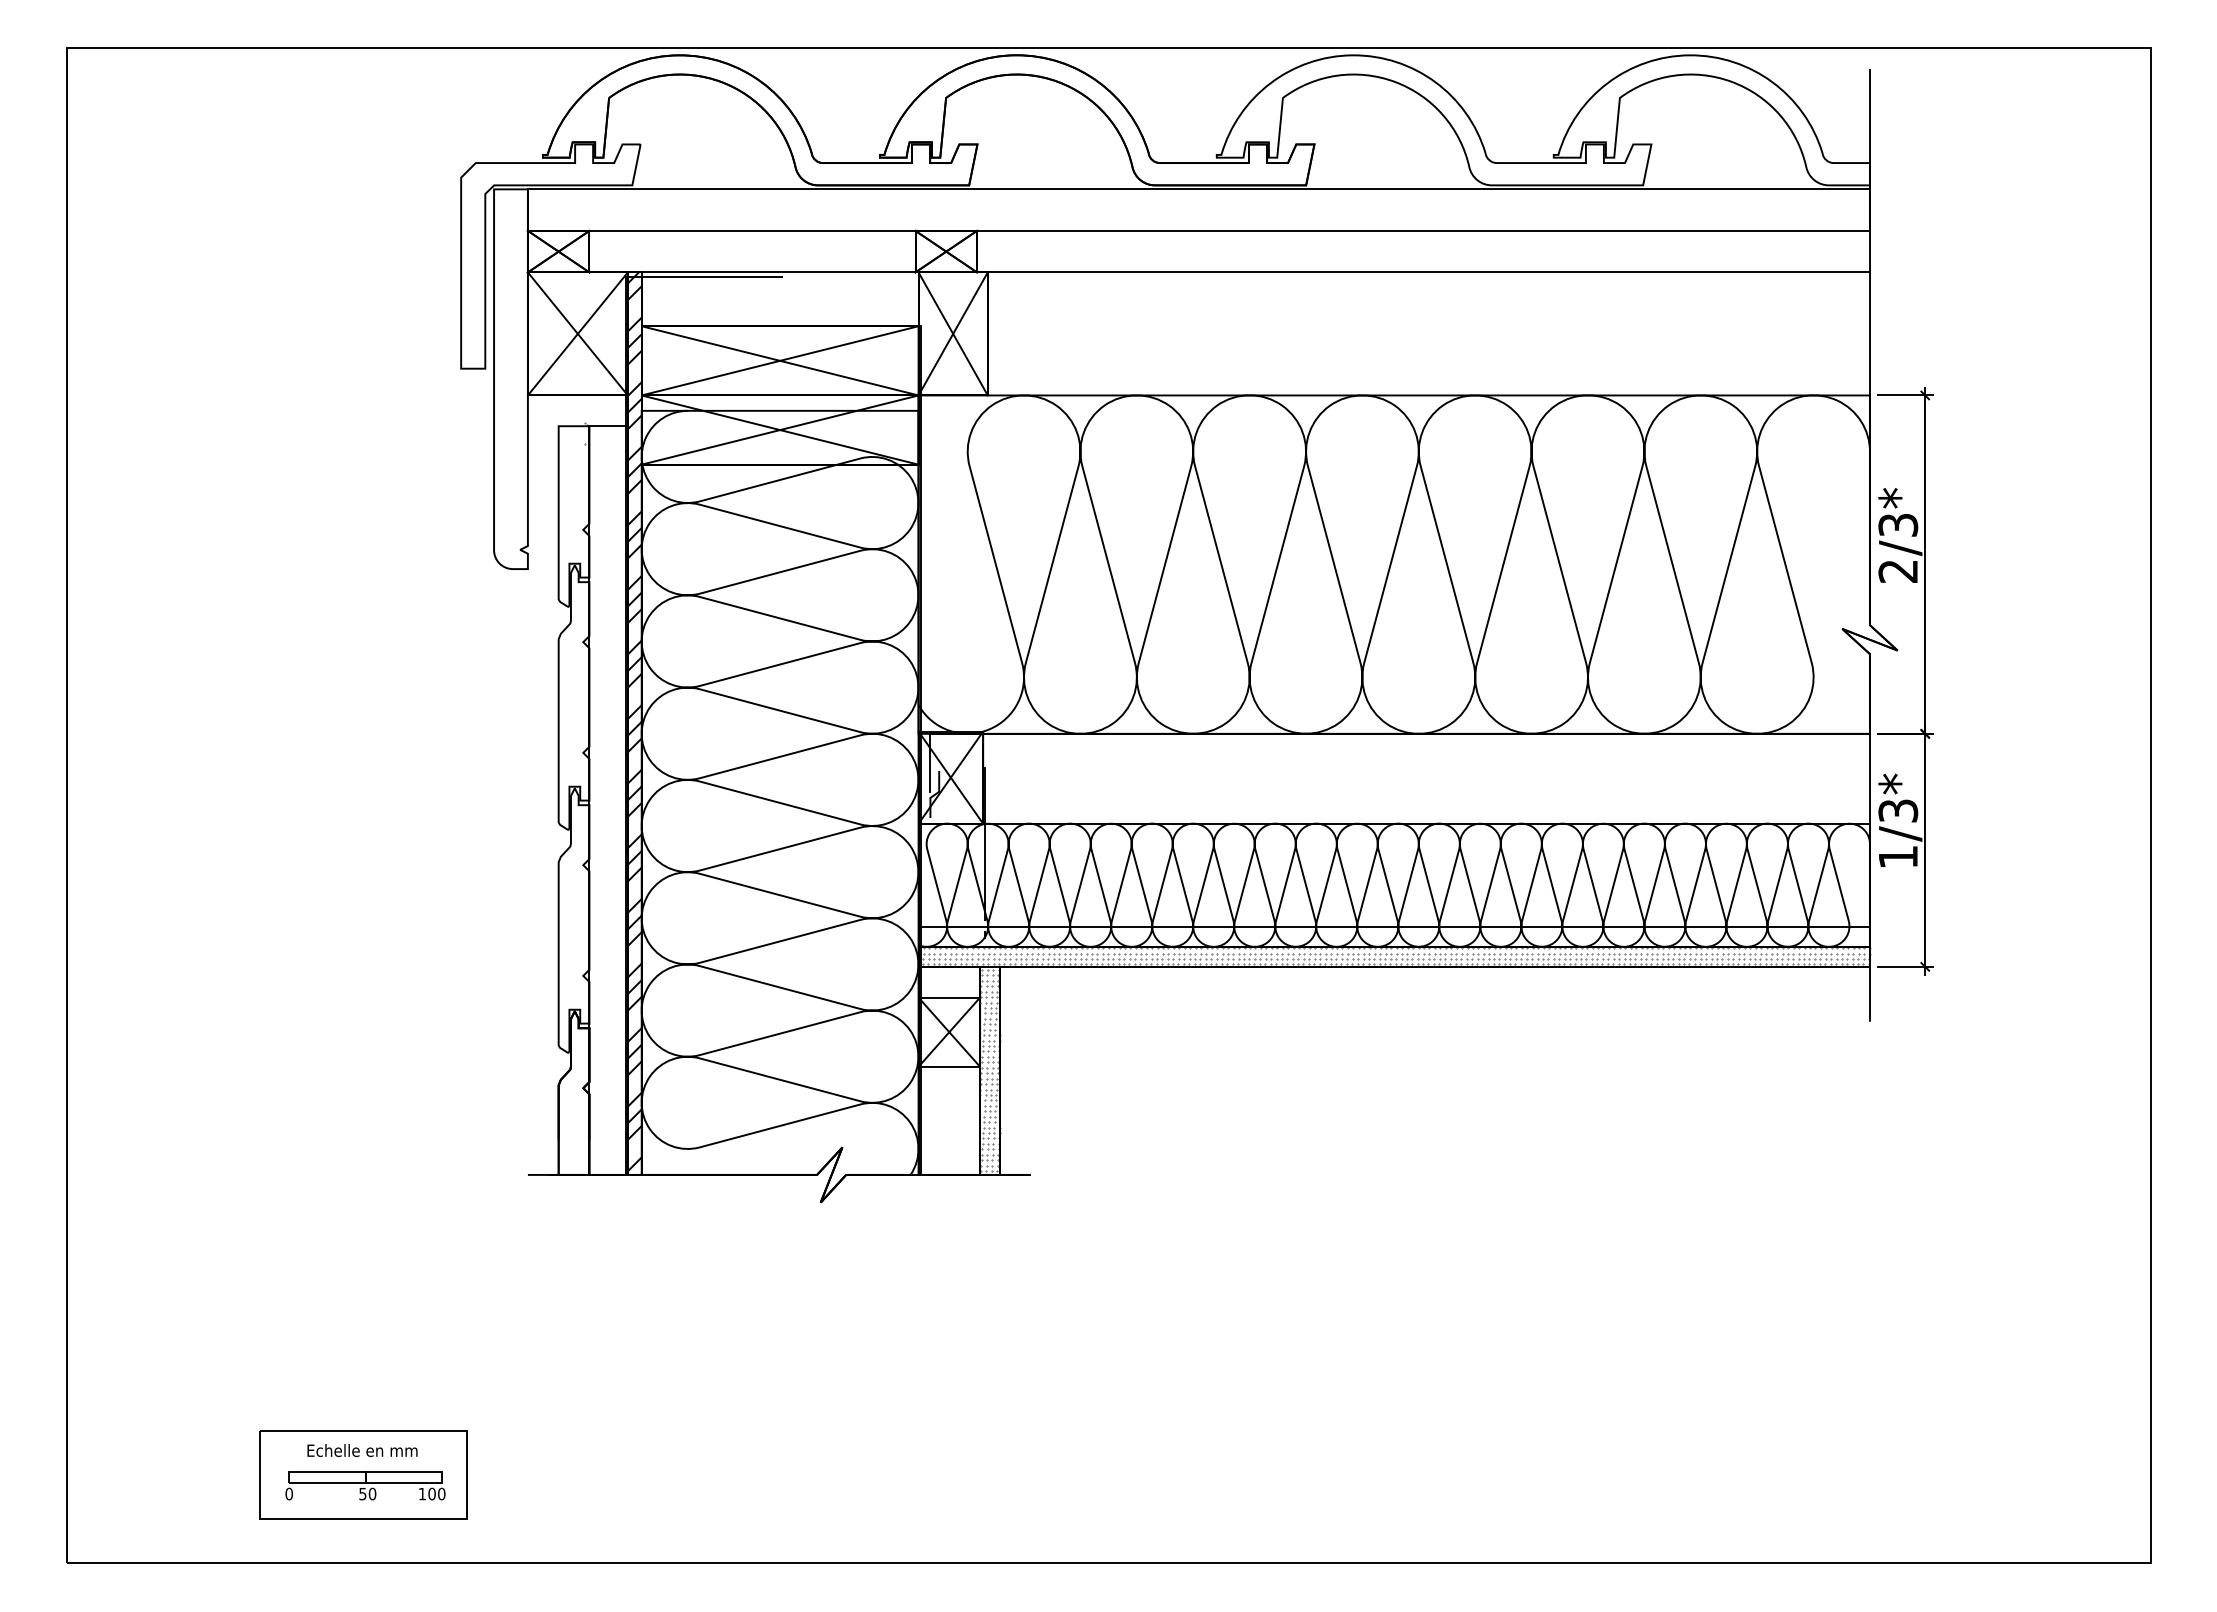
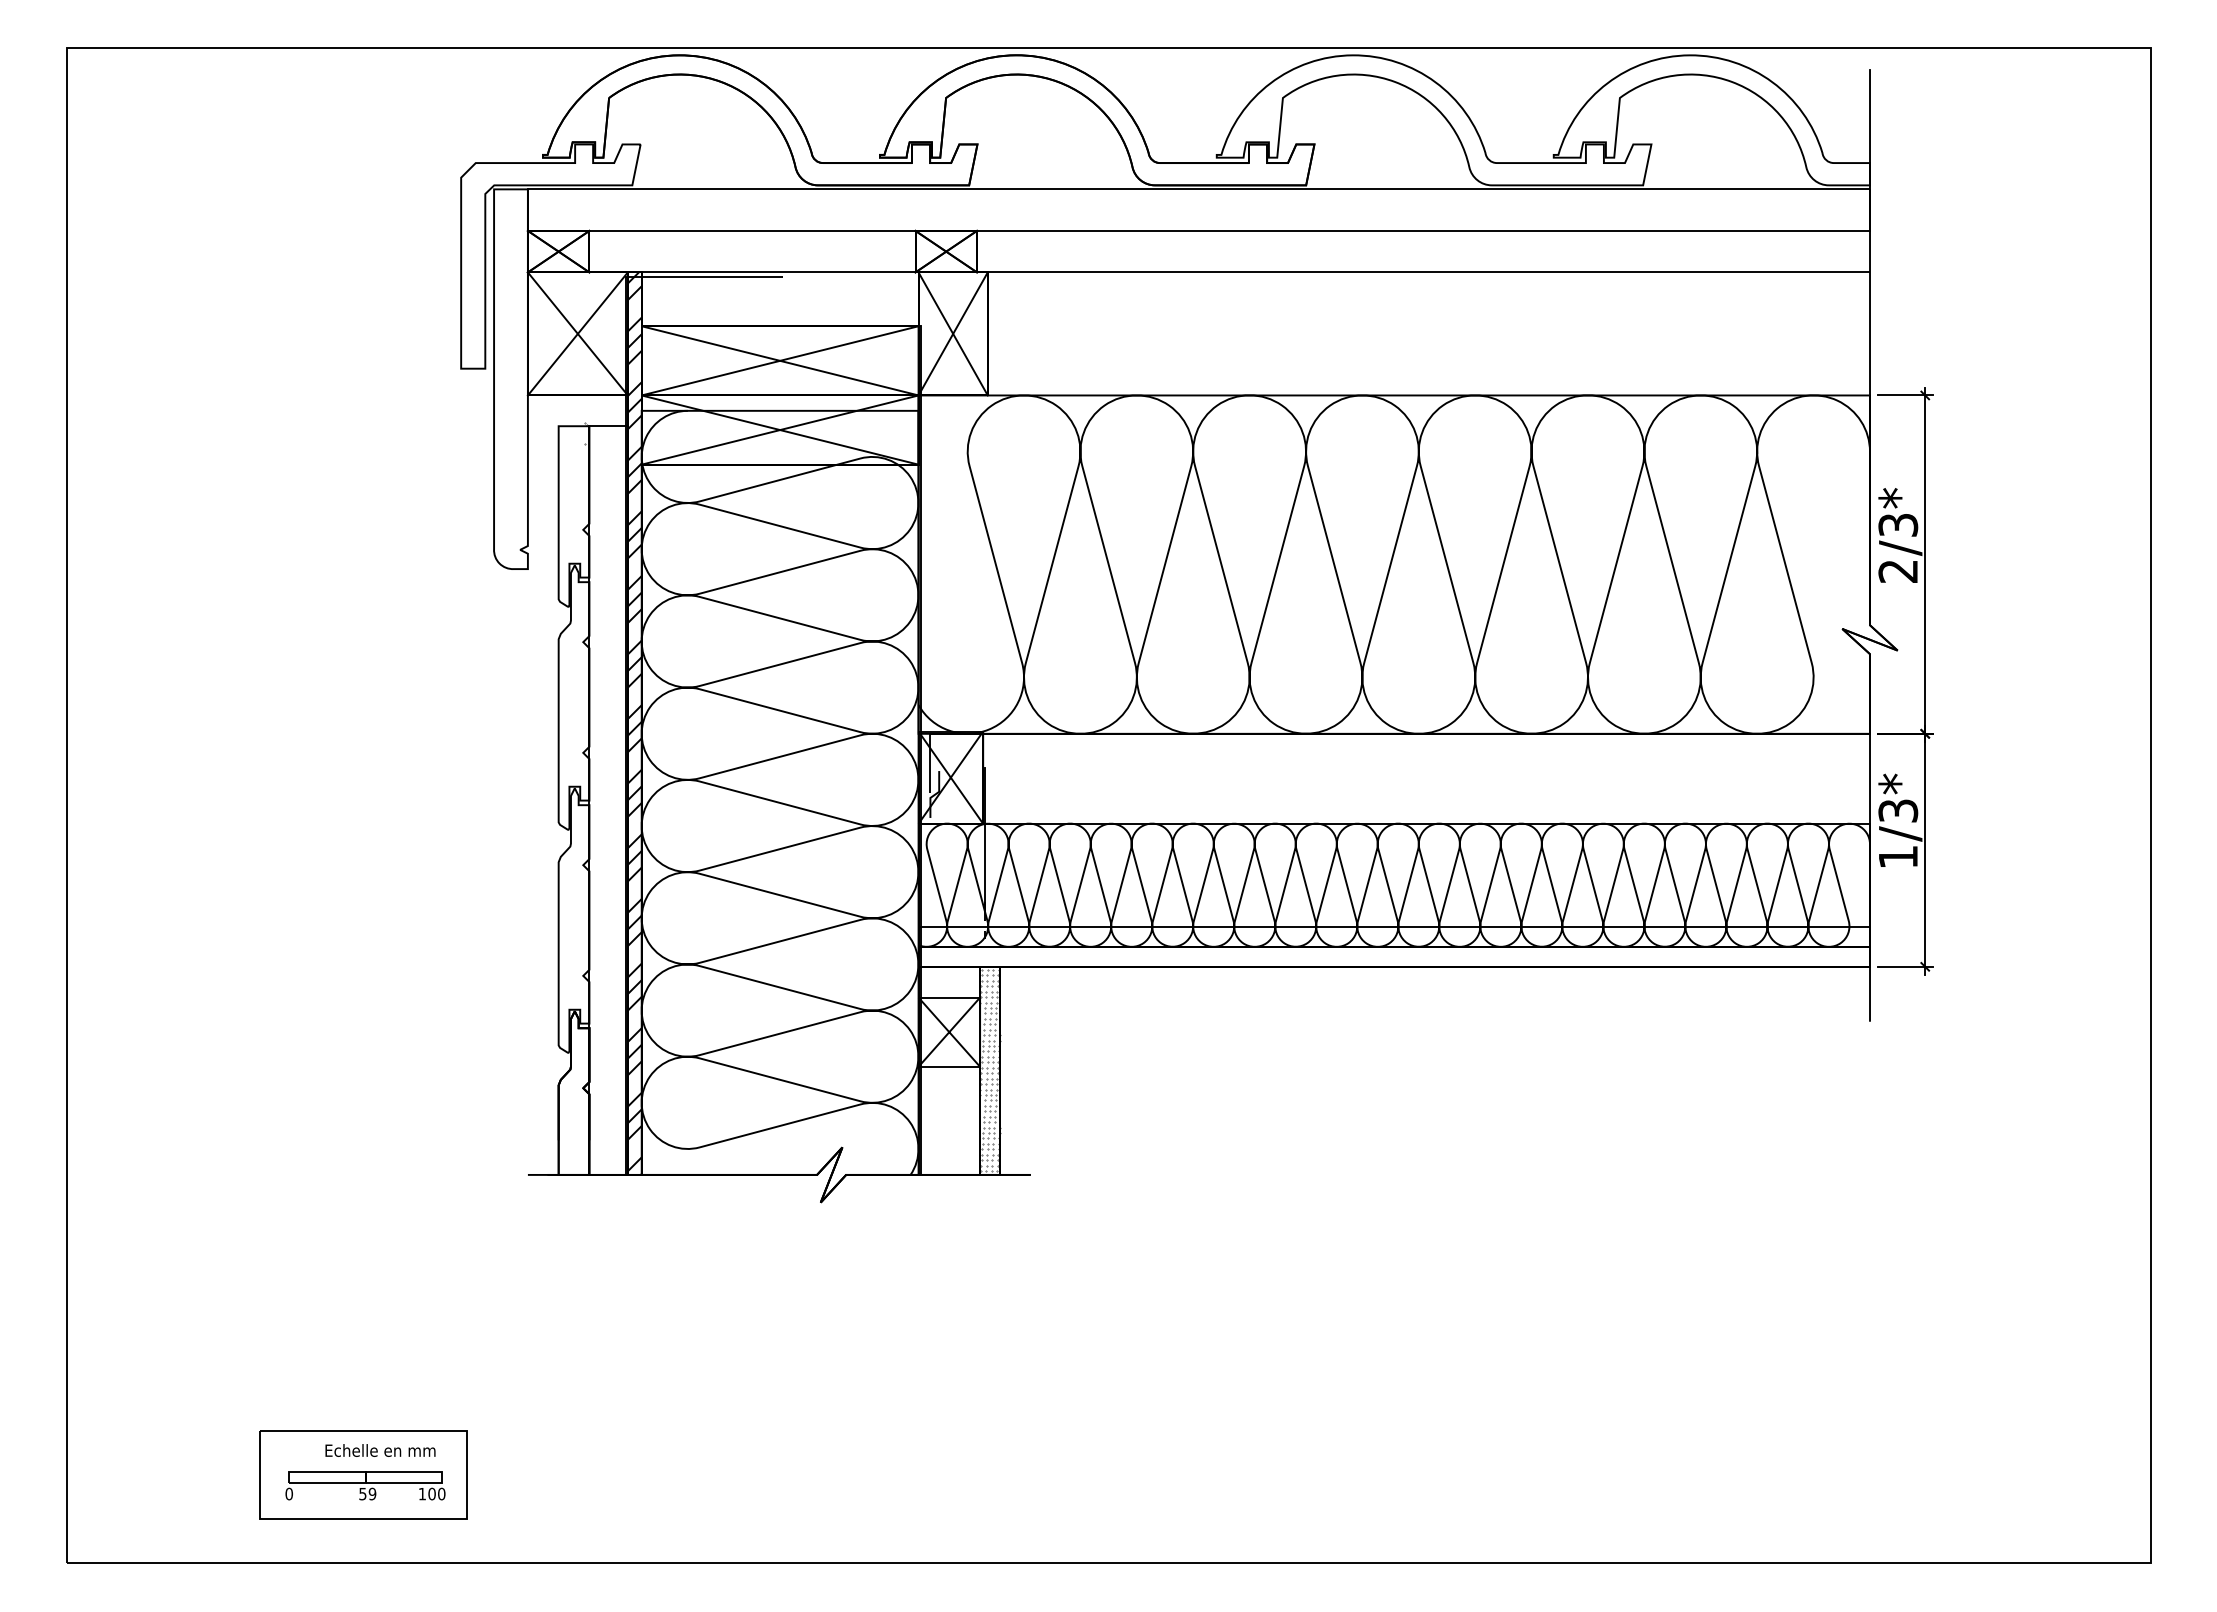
hatch: present -> none (1395, 956)
text position: (362, 1450) -> (380, 1450) (380, 1450)
text: 50 -> 59 (372, 1494)
